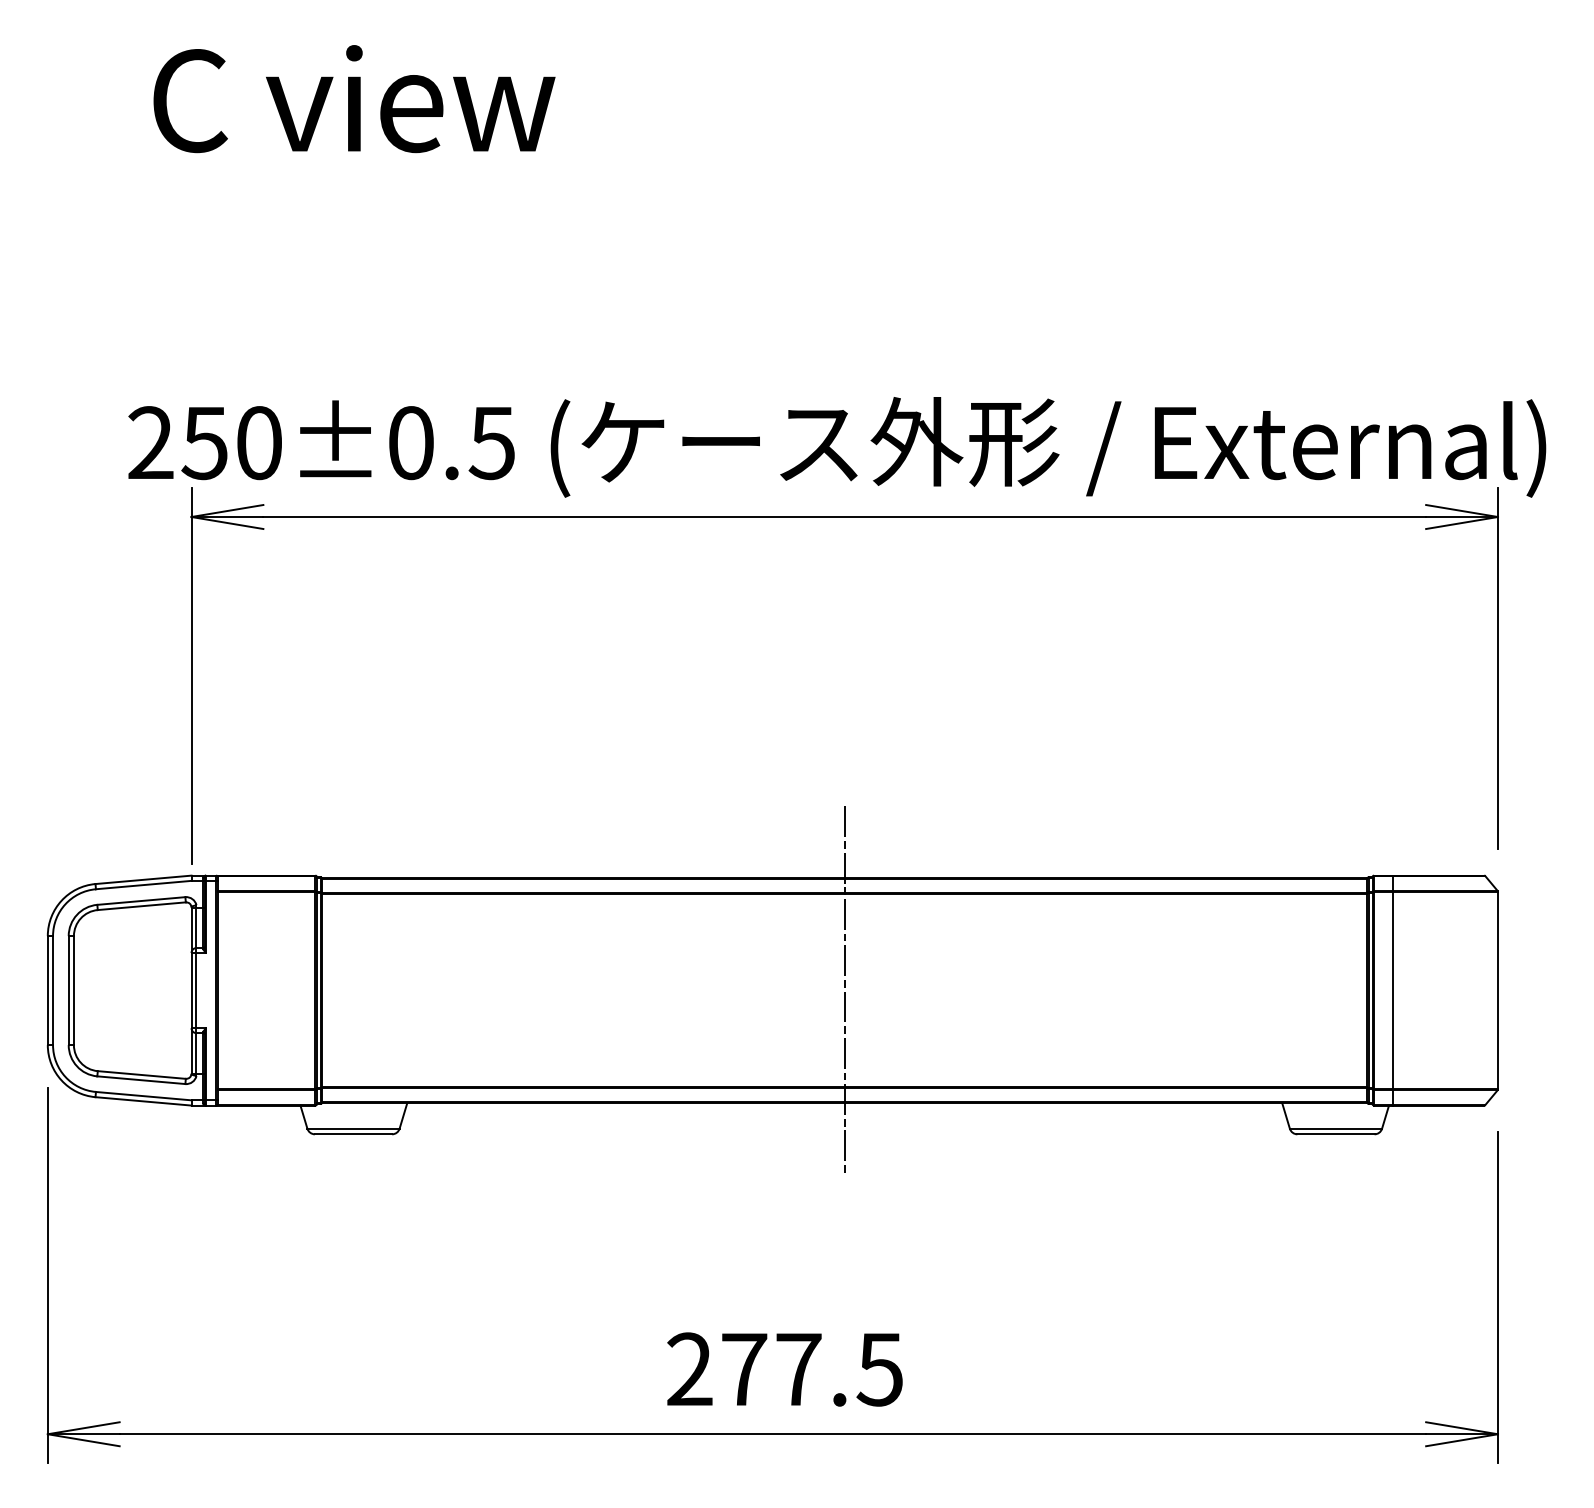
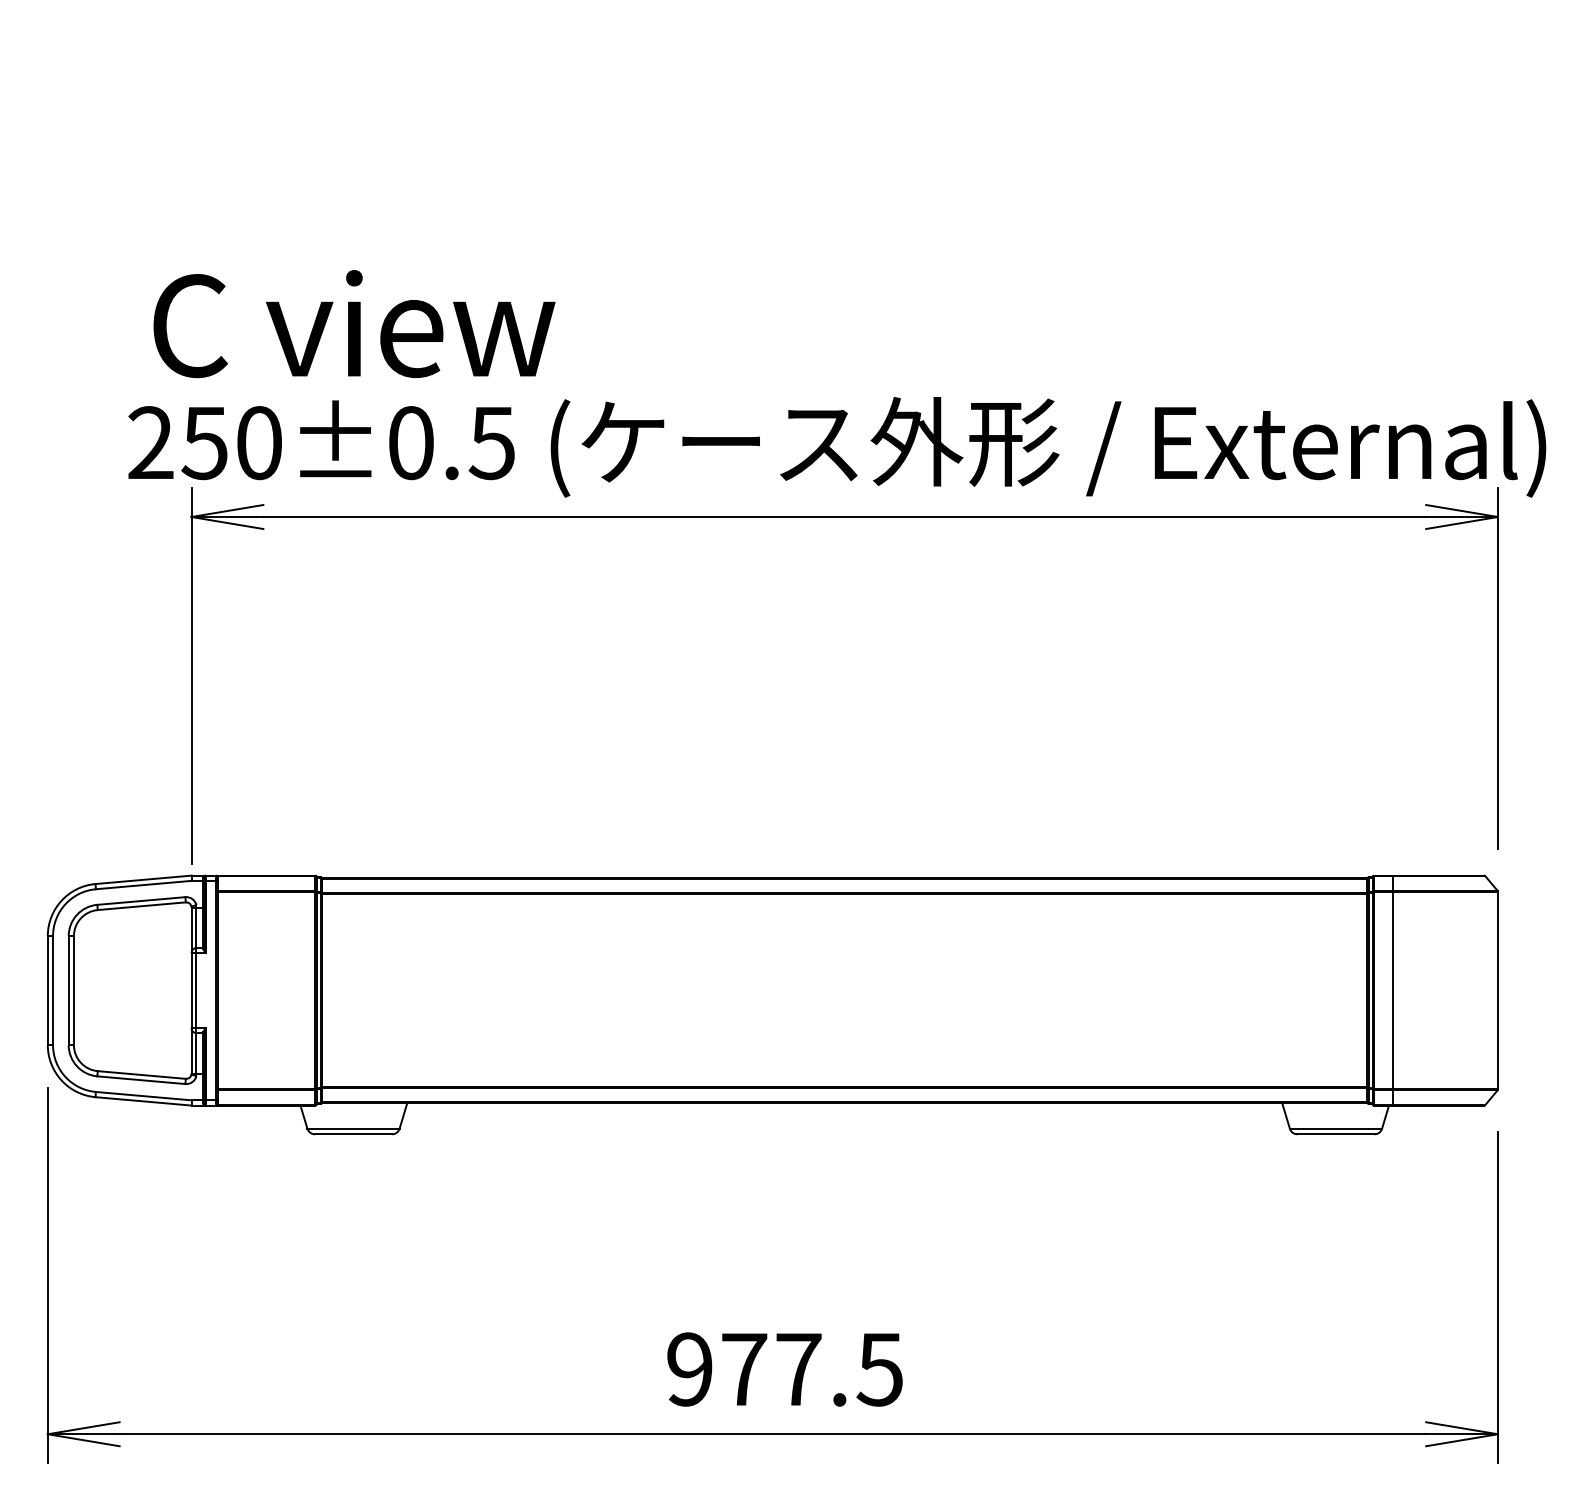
text position: (354, 99) -> (354, 324) (354, 324)
line: present -> none (844, 990)
text: 277.5 -> 977.5 (689, 1369)
